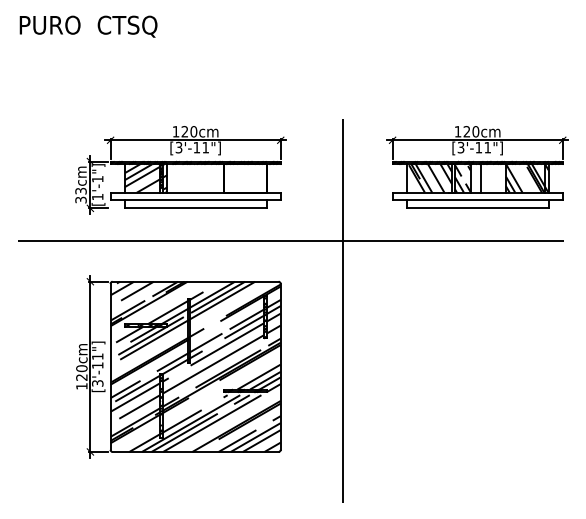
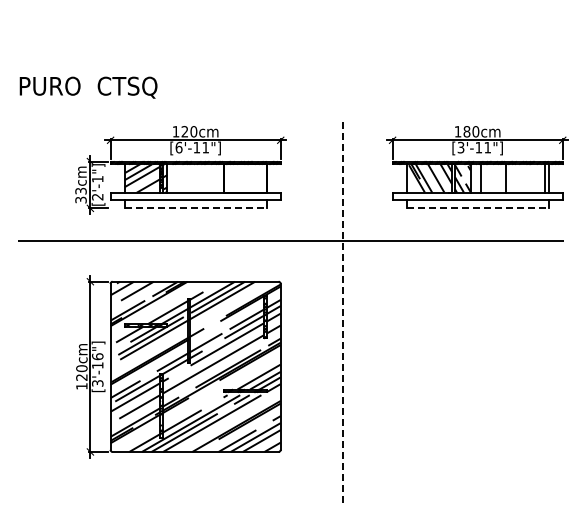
text position: (88, 26) -> (88, 87) (88, 87)
text: 120cm -> 180cm (466, 131)
text: [3'-11"] -> [6'-11"] (178, 147)
hatch: present -> none (527, 178)
text: [1'-1"] -> [2'-1"] (97, 197)
line: solid -> dashed (195, 208)
line: solid -> dashed (477, 208)
line: solid -> dashed (343, 310)
text: [3'-11"] -> [3'-16"] (97, 356)
